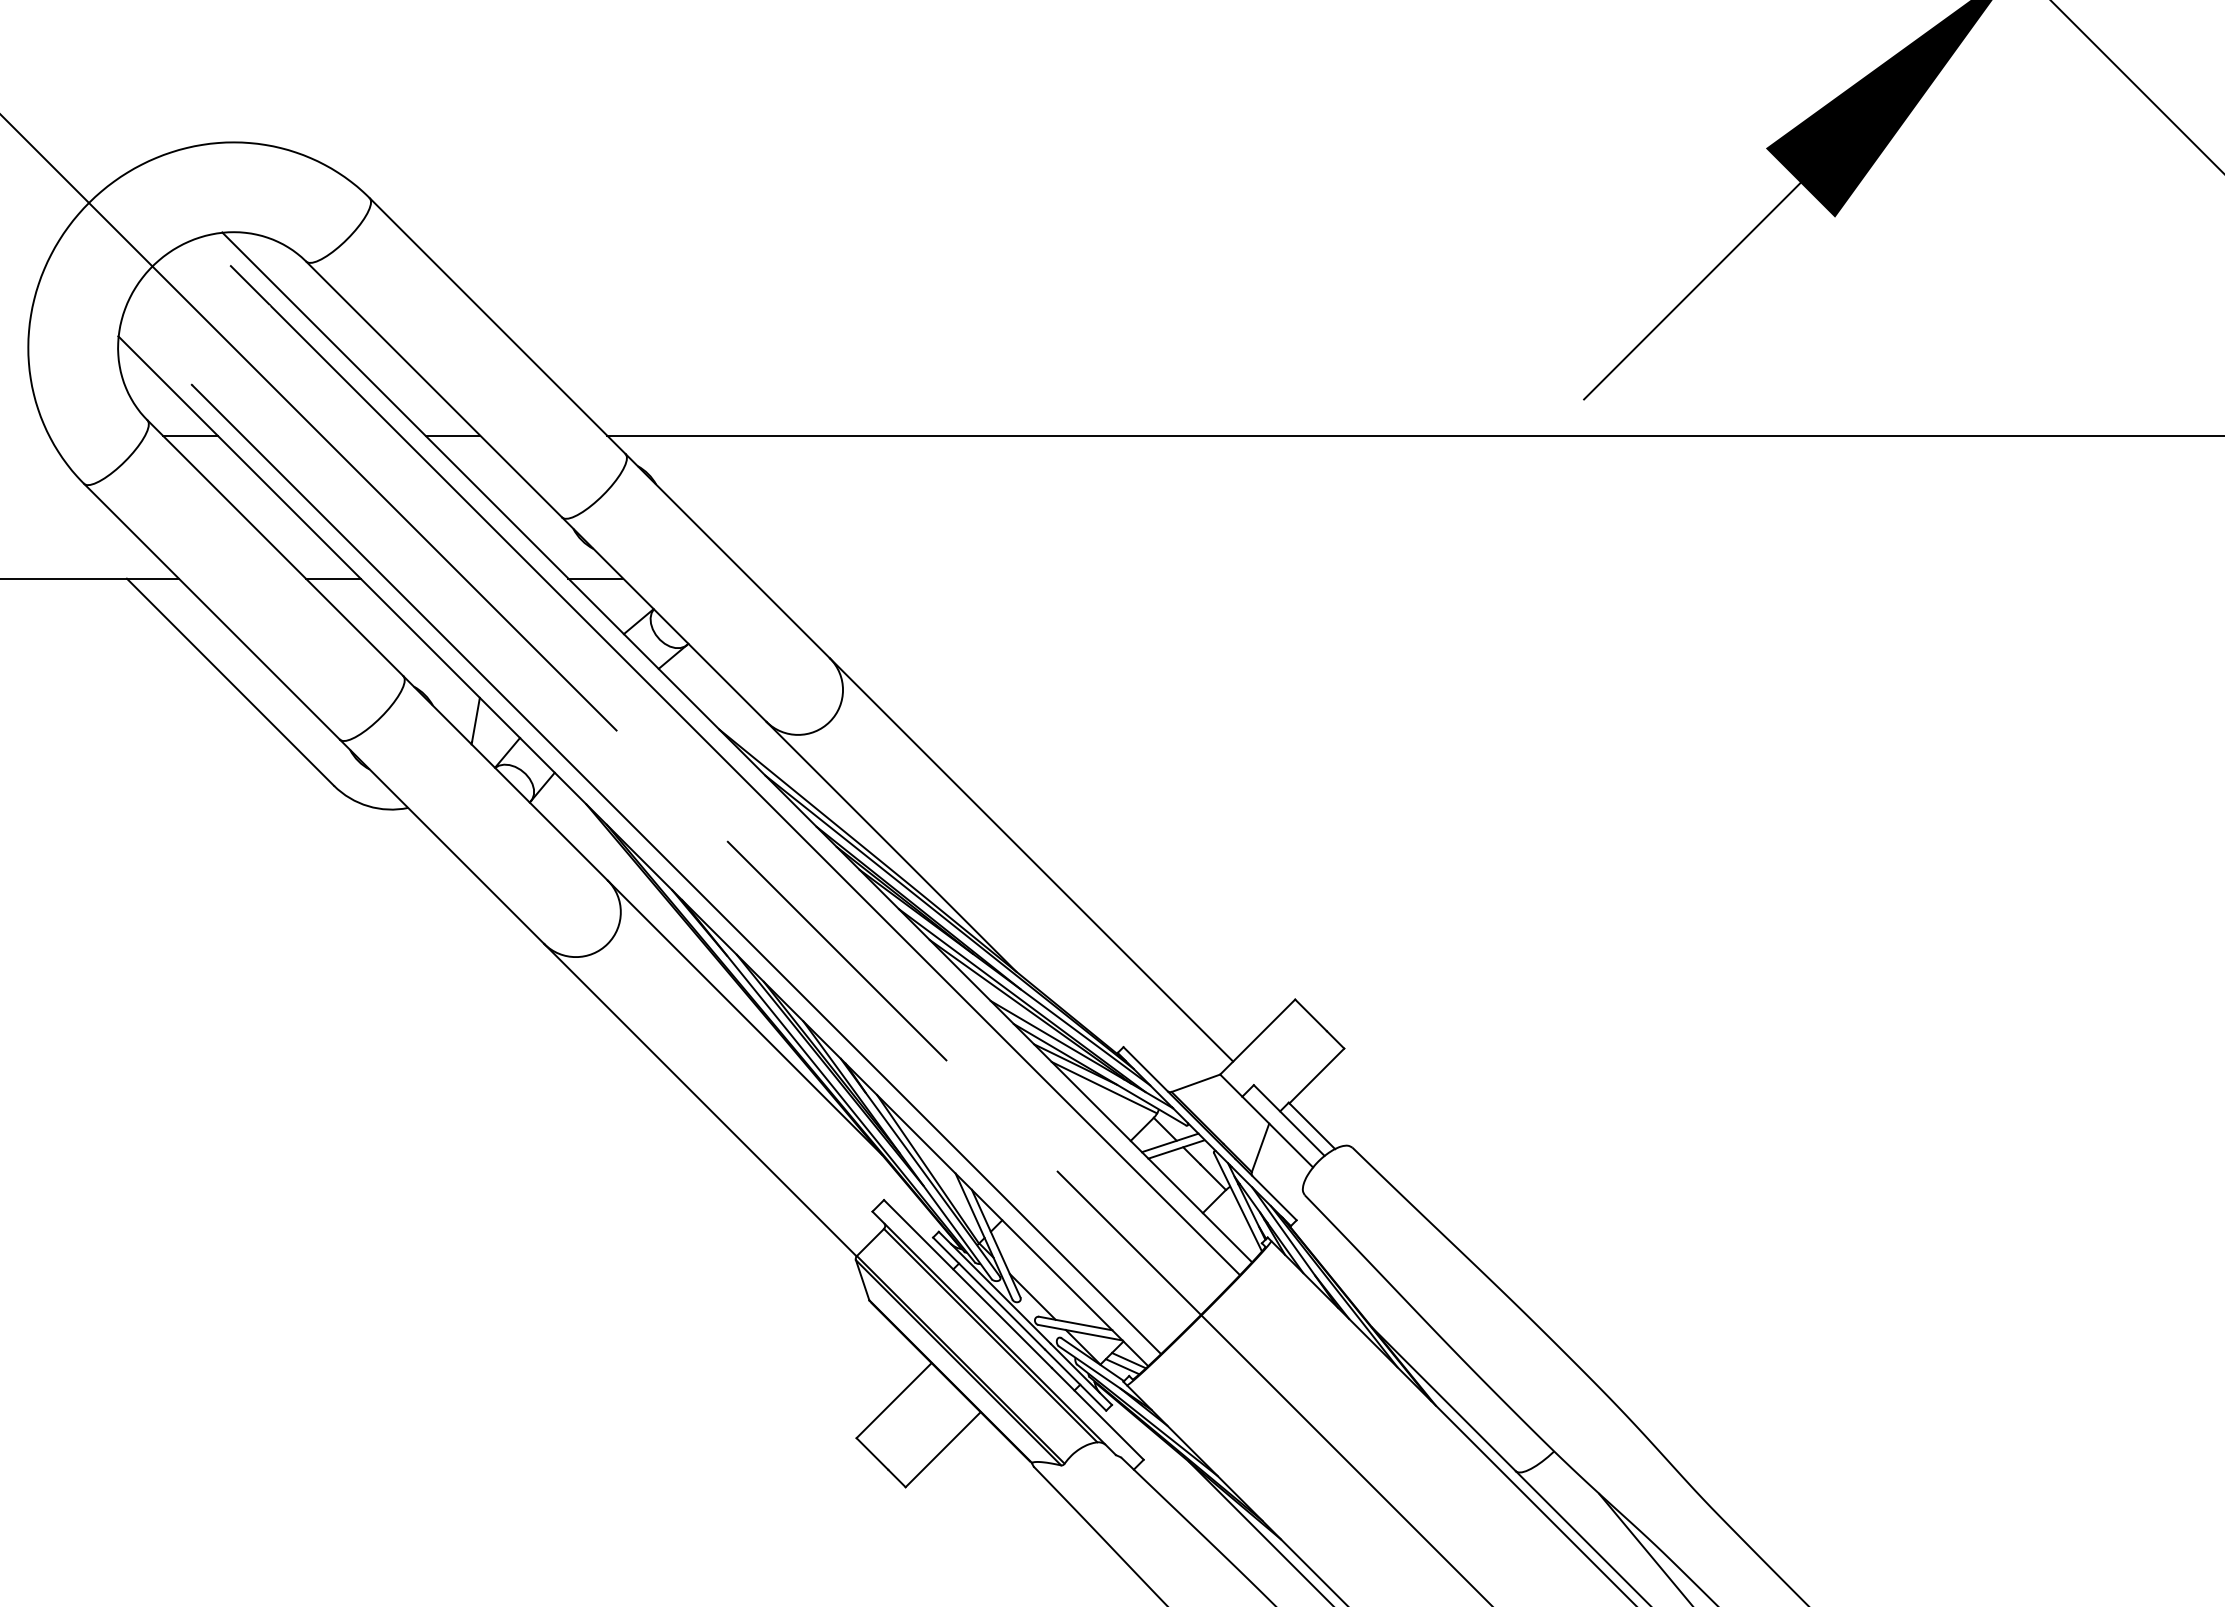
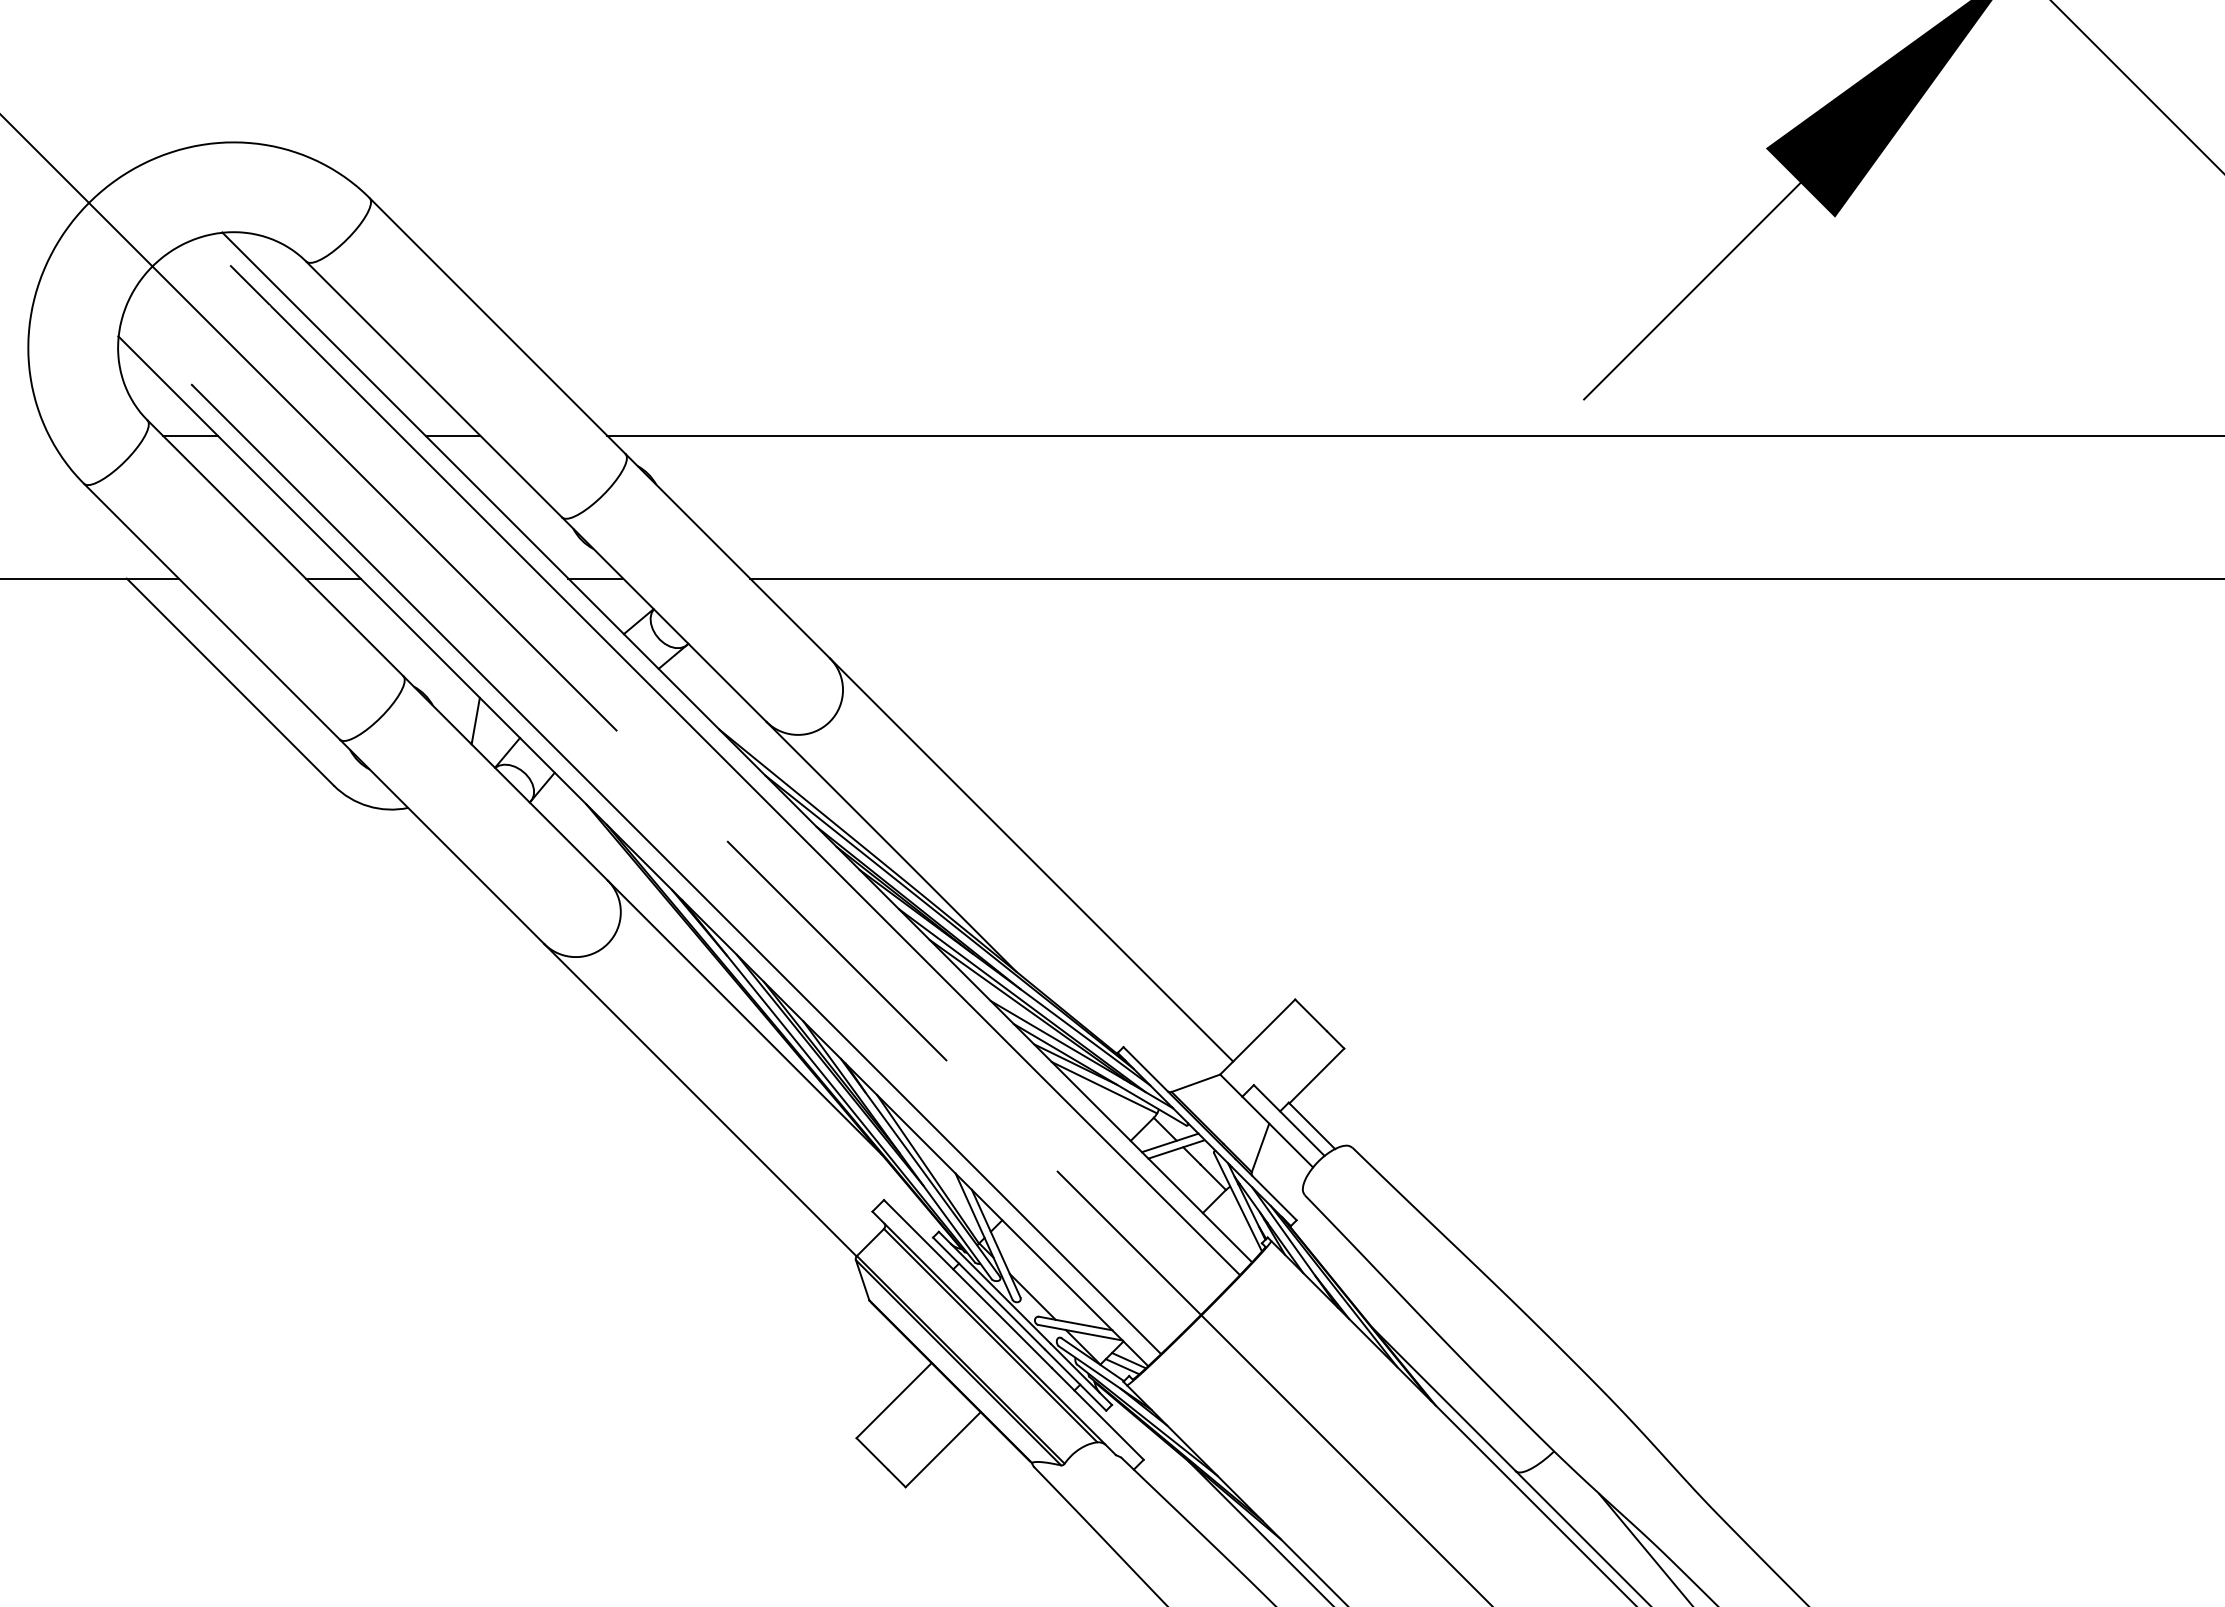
line: none -> present (1485, 578)
